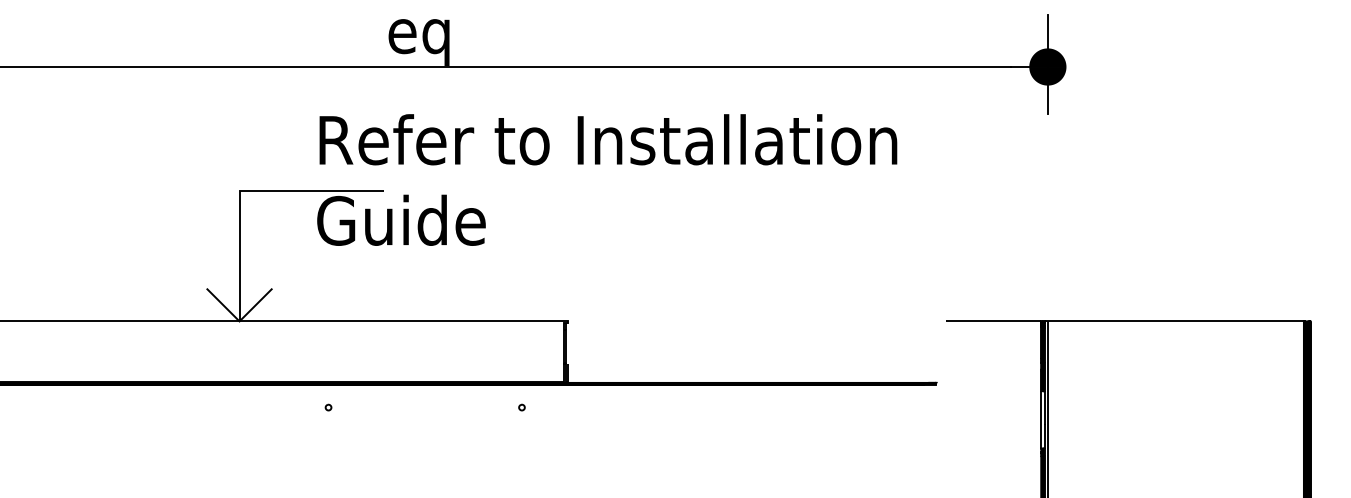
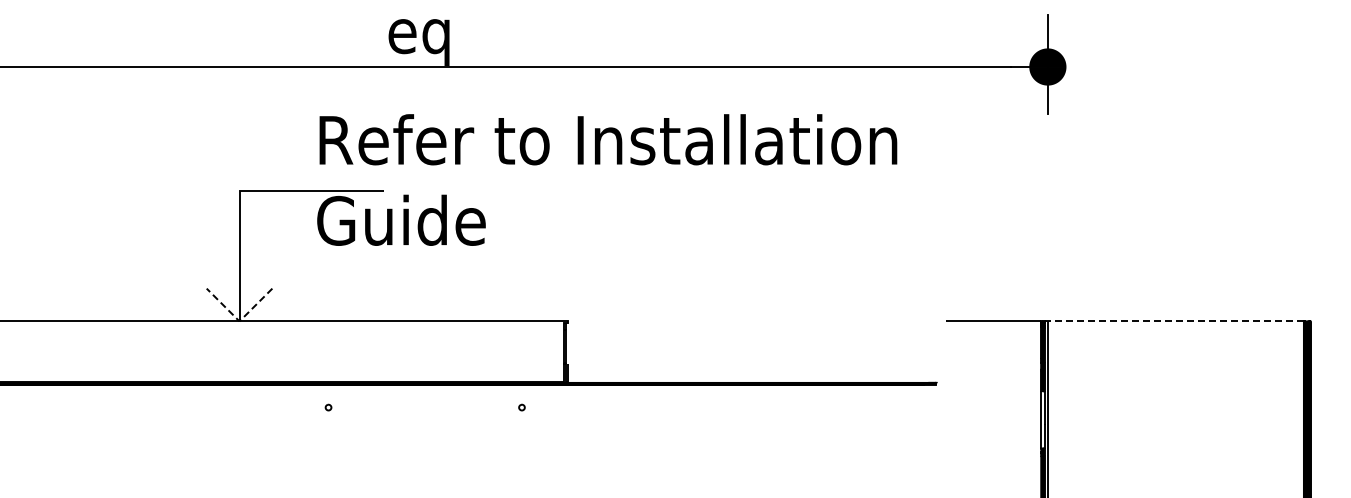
line: solid -> dashed (239, 321)
line: solid -> dashed (1173, 321)
